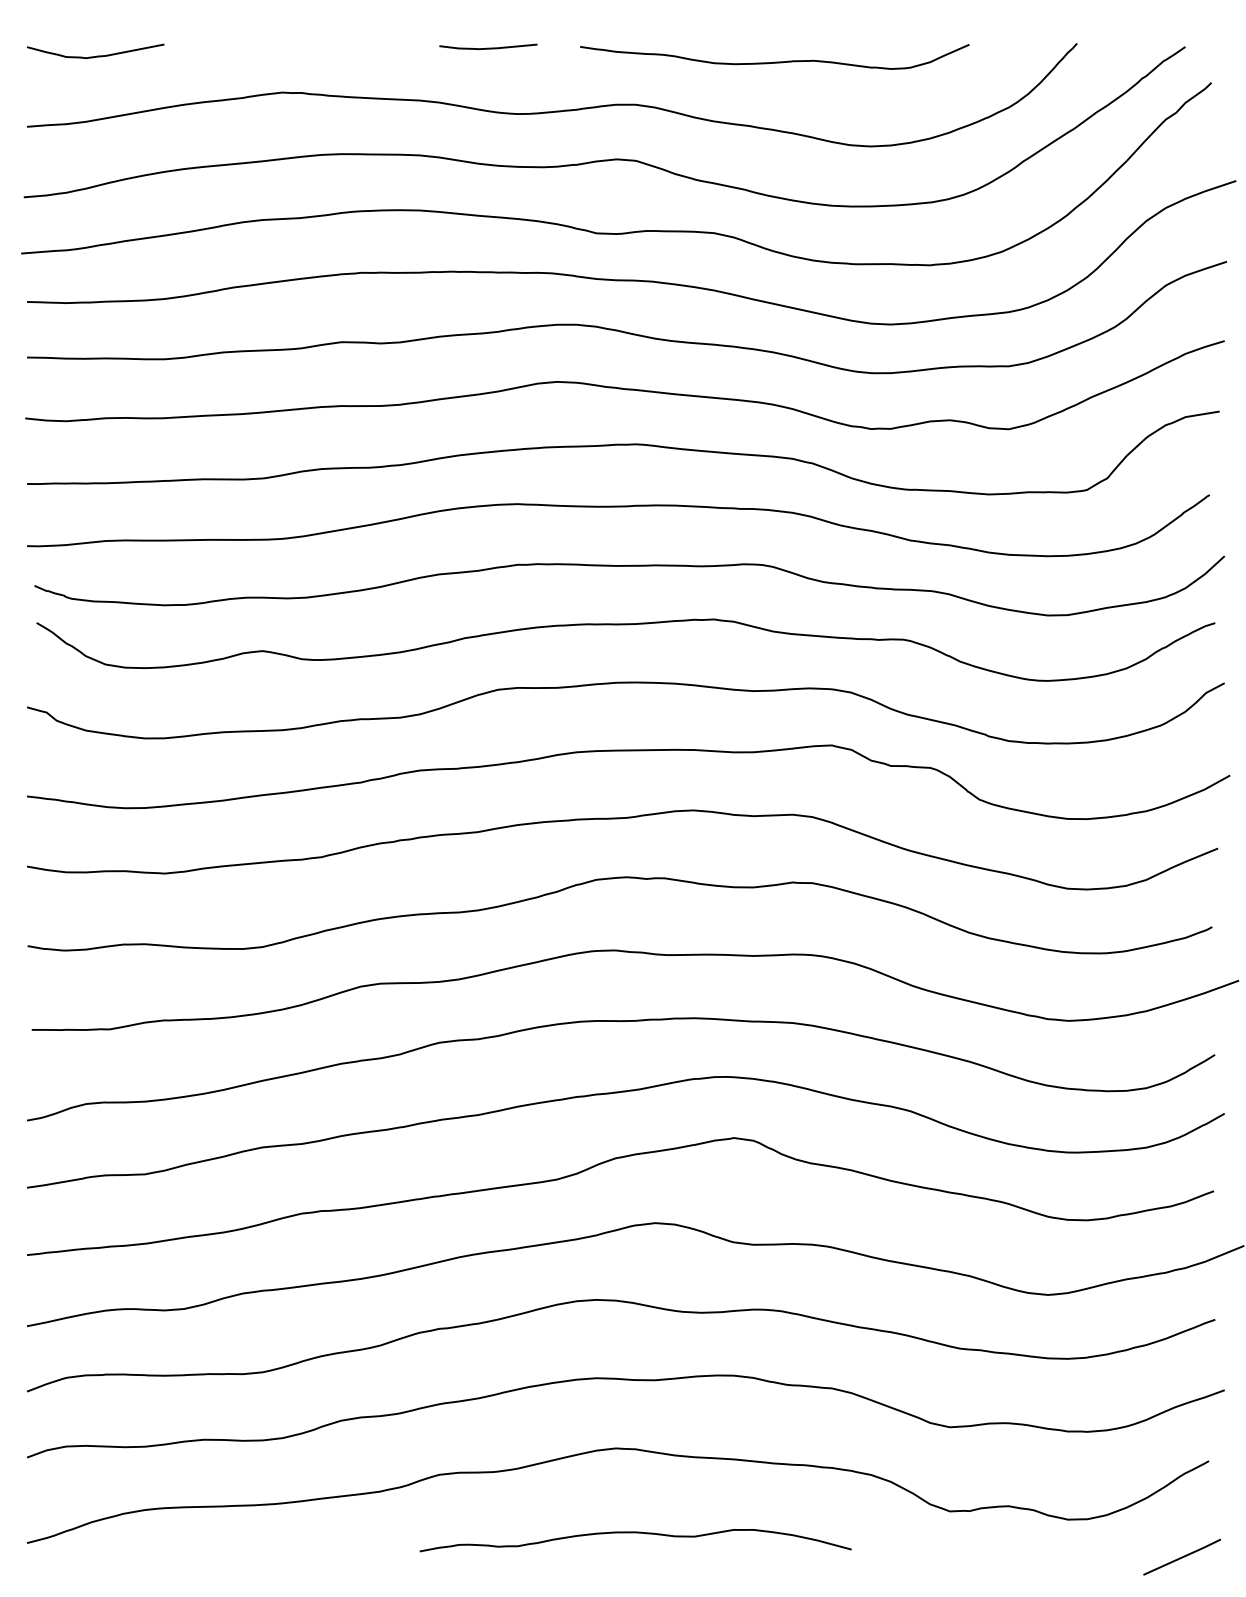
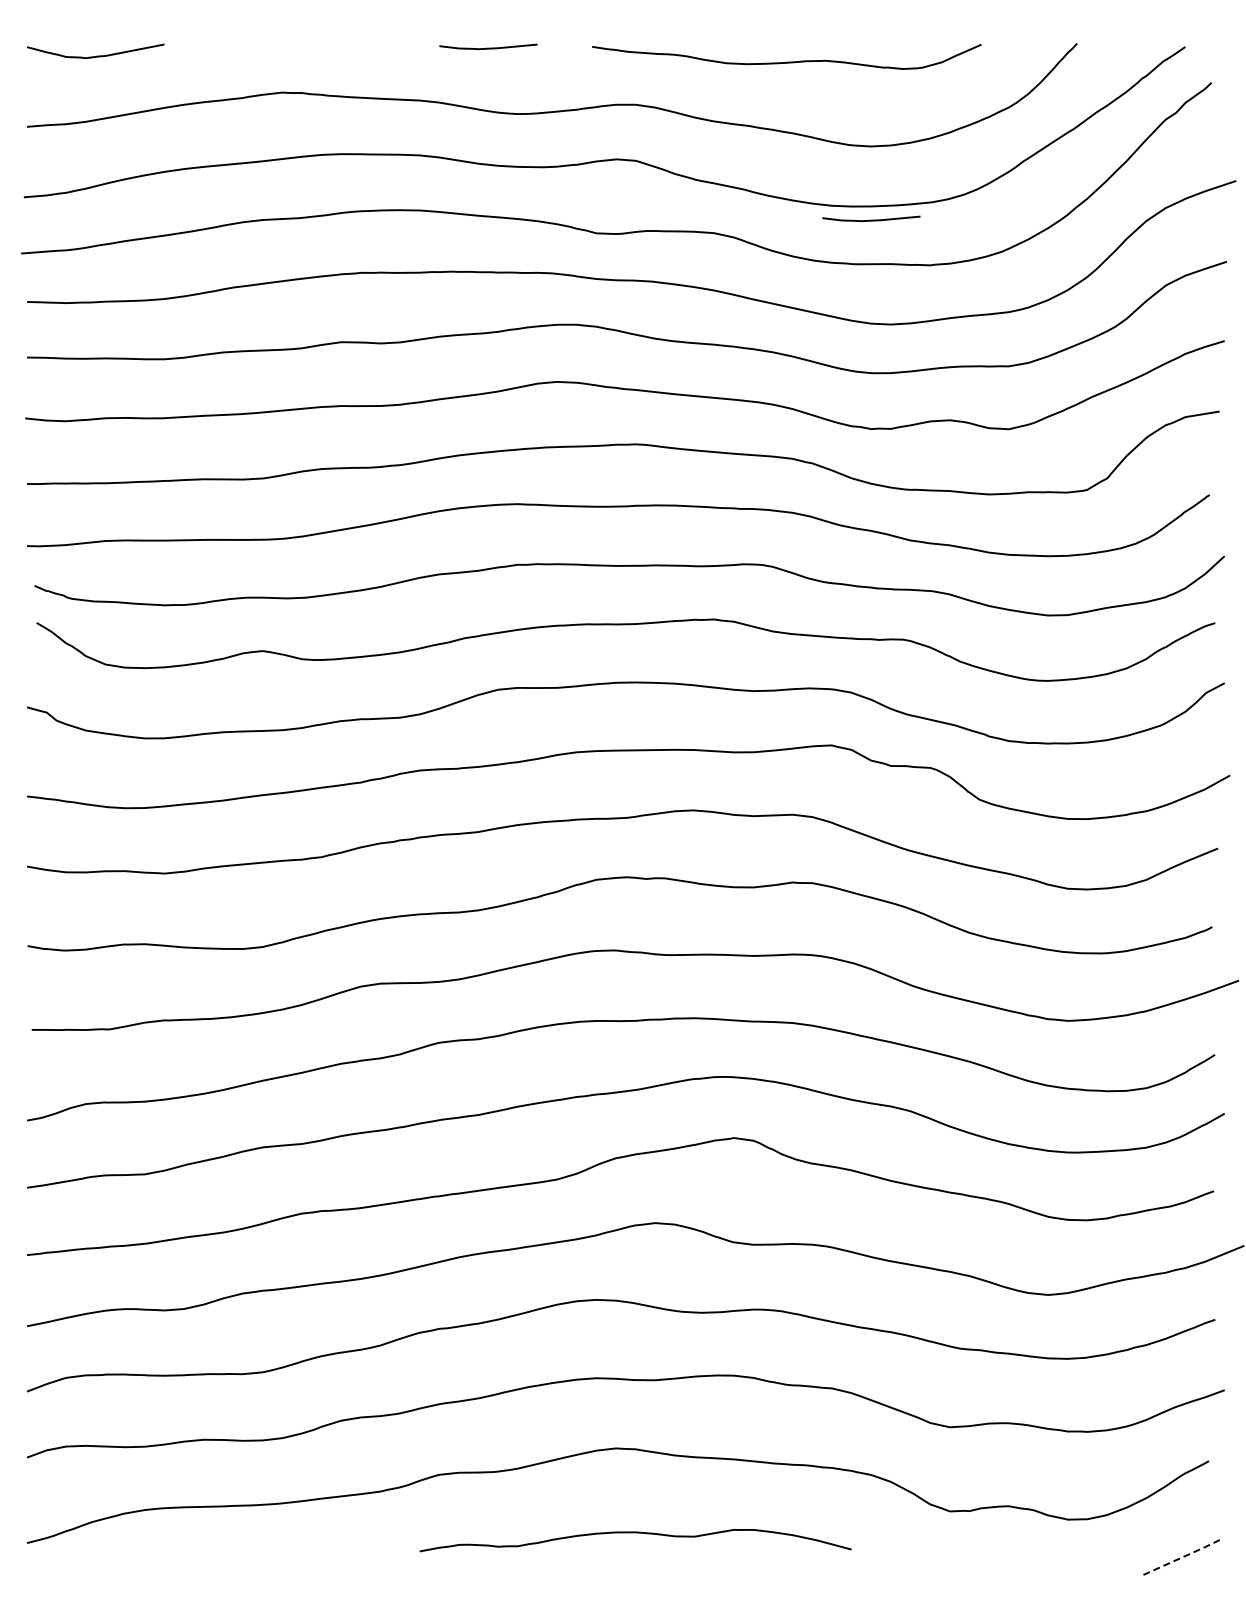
curve position: (774, 61) -> (786, 61) (786, 61)
curve: none -> present (871, 219)
line: solid -> dashed (1183, 1556)
